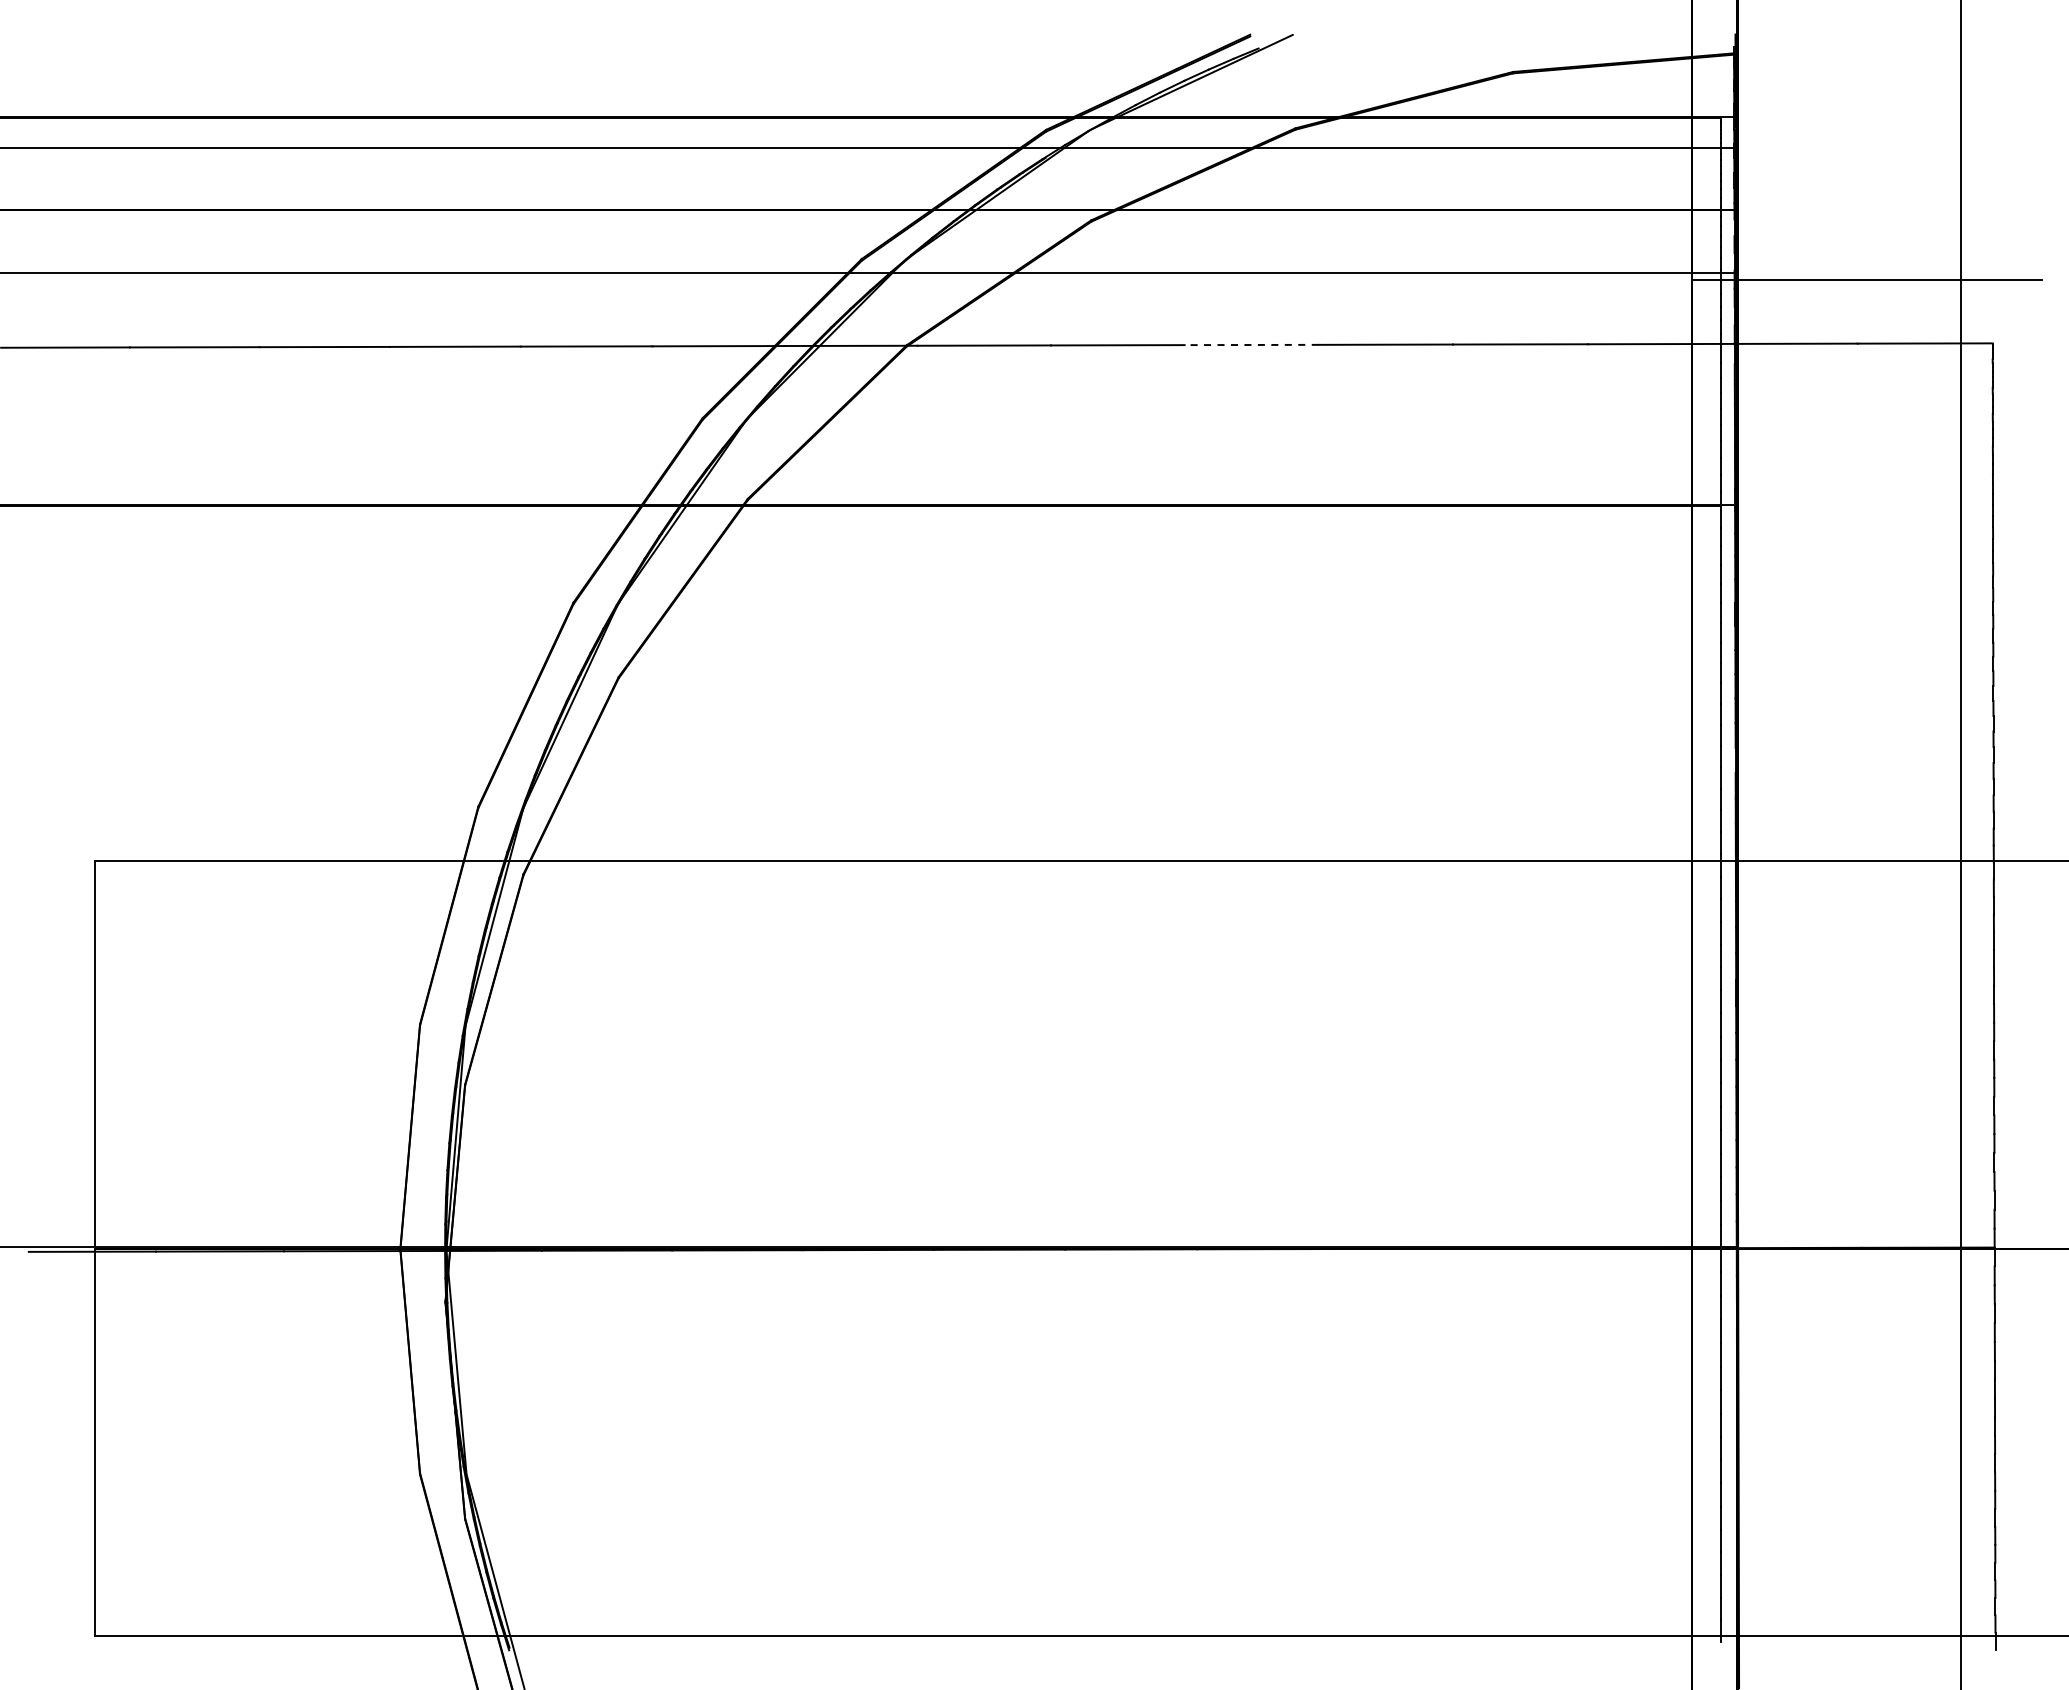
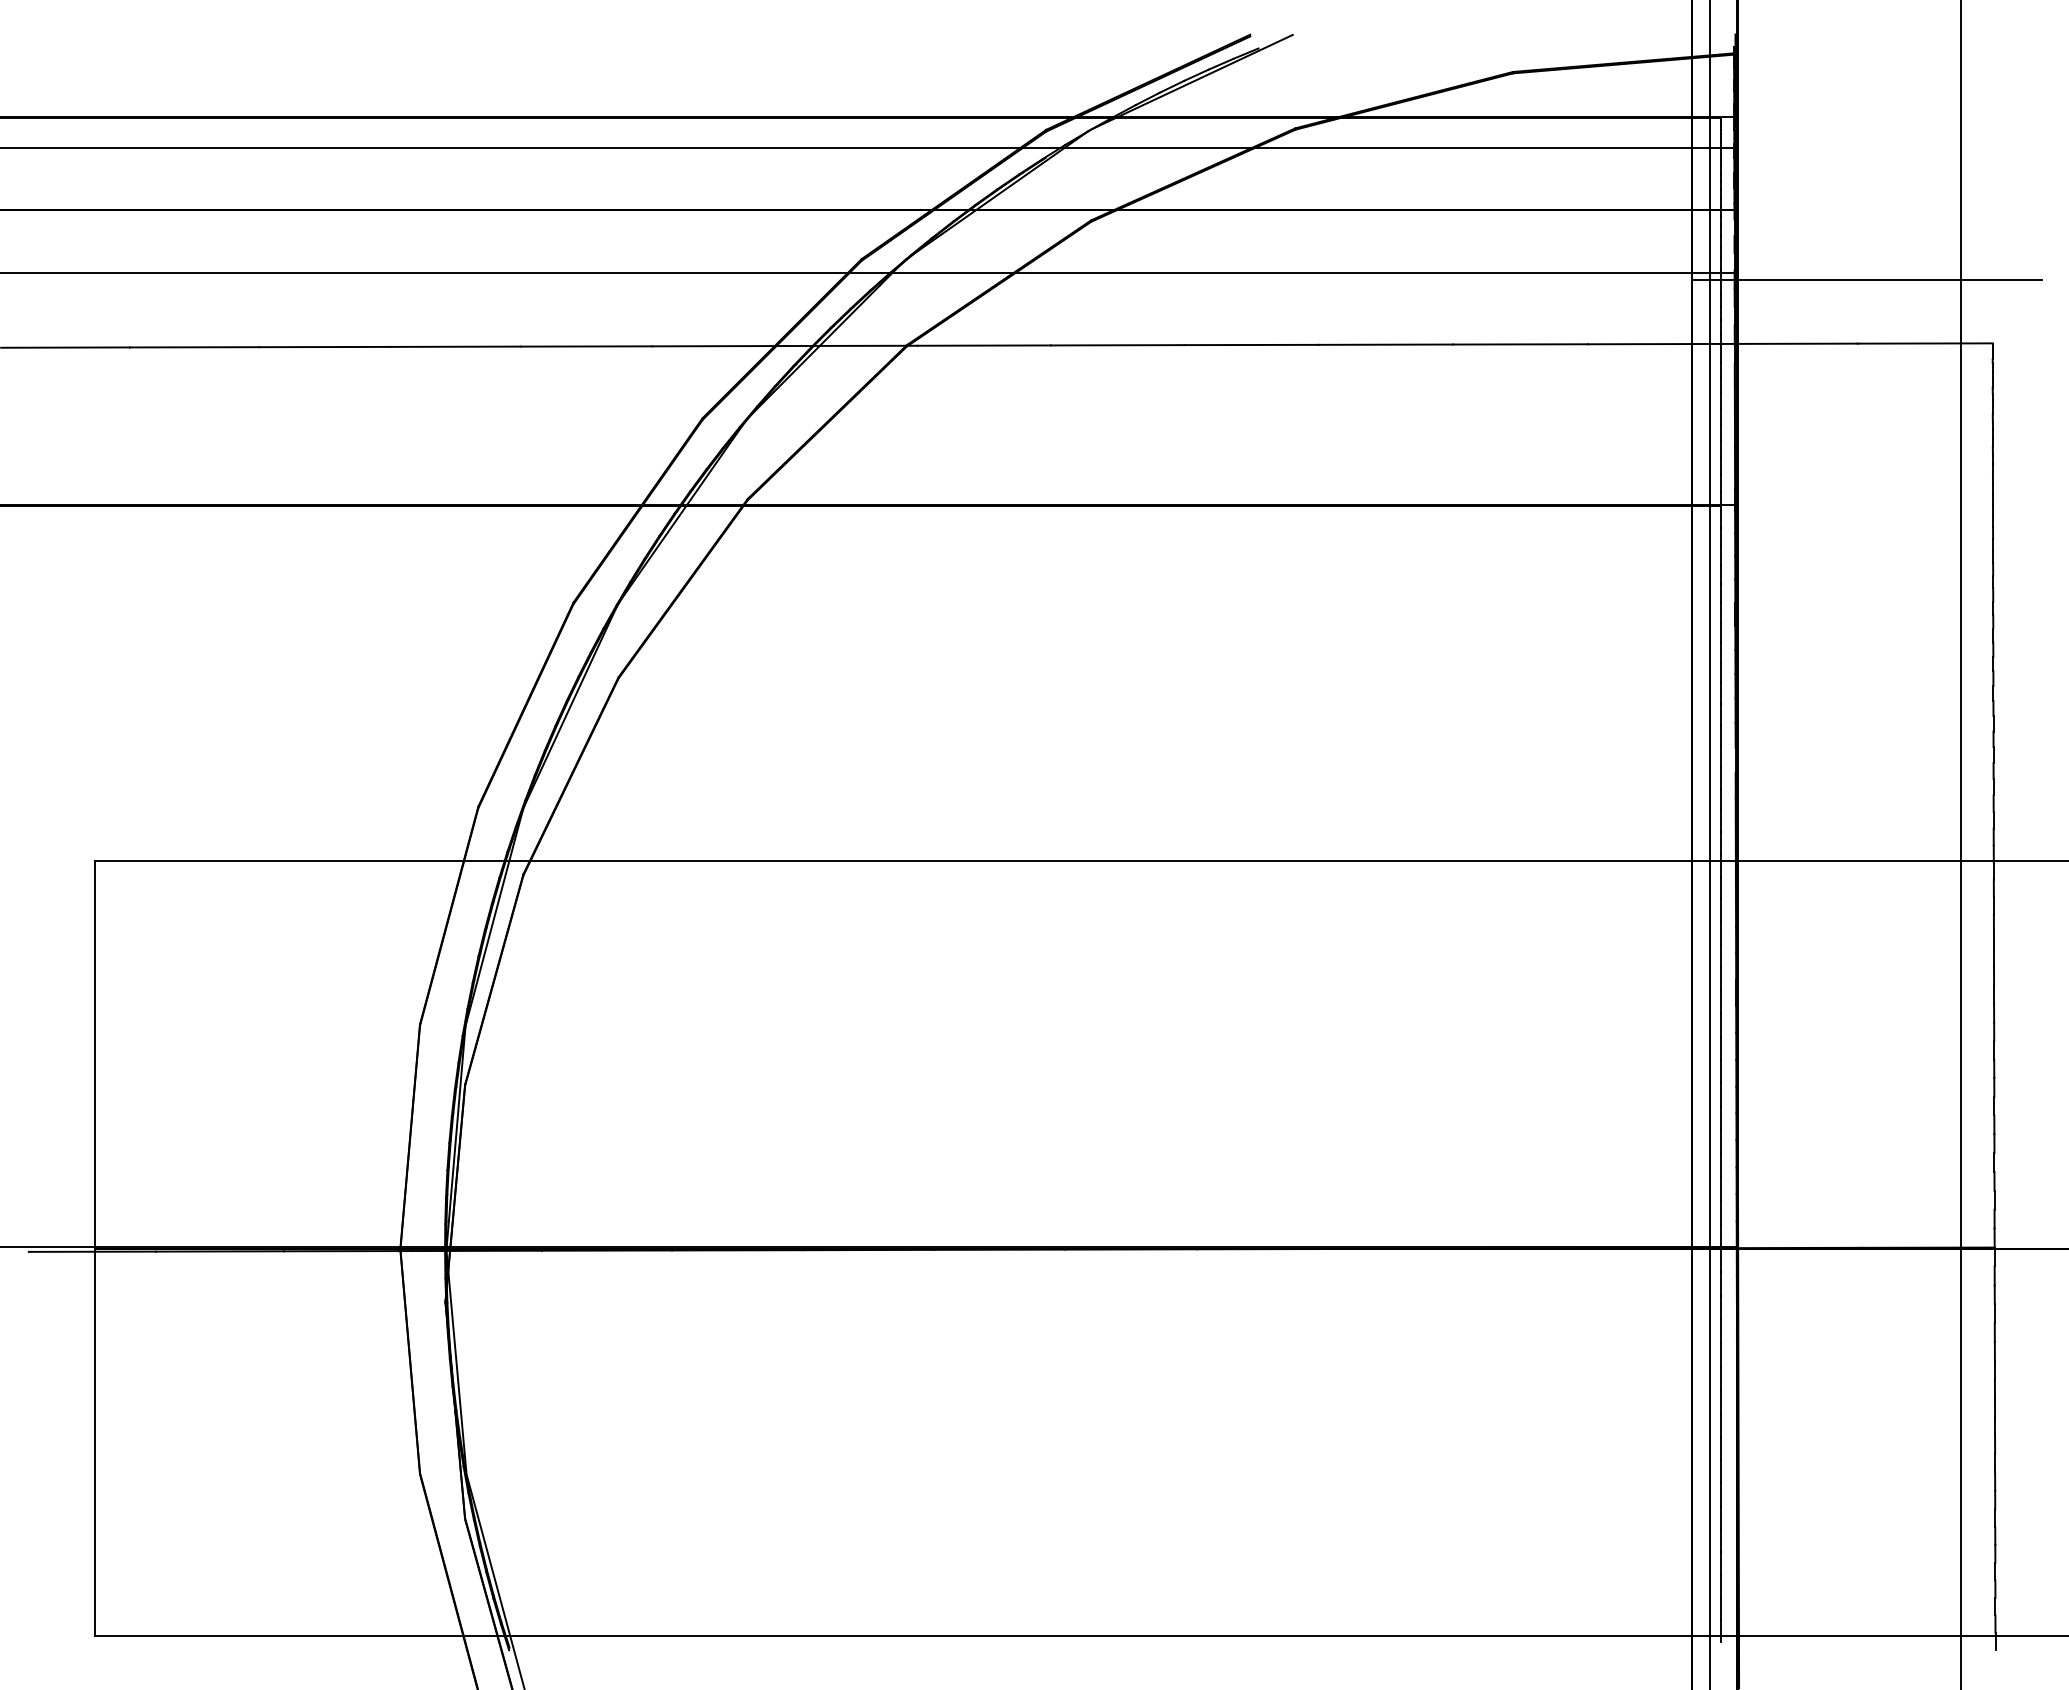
line: dashed -> solid (1251, 344)
line: none -> present (1709, 844)
